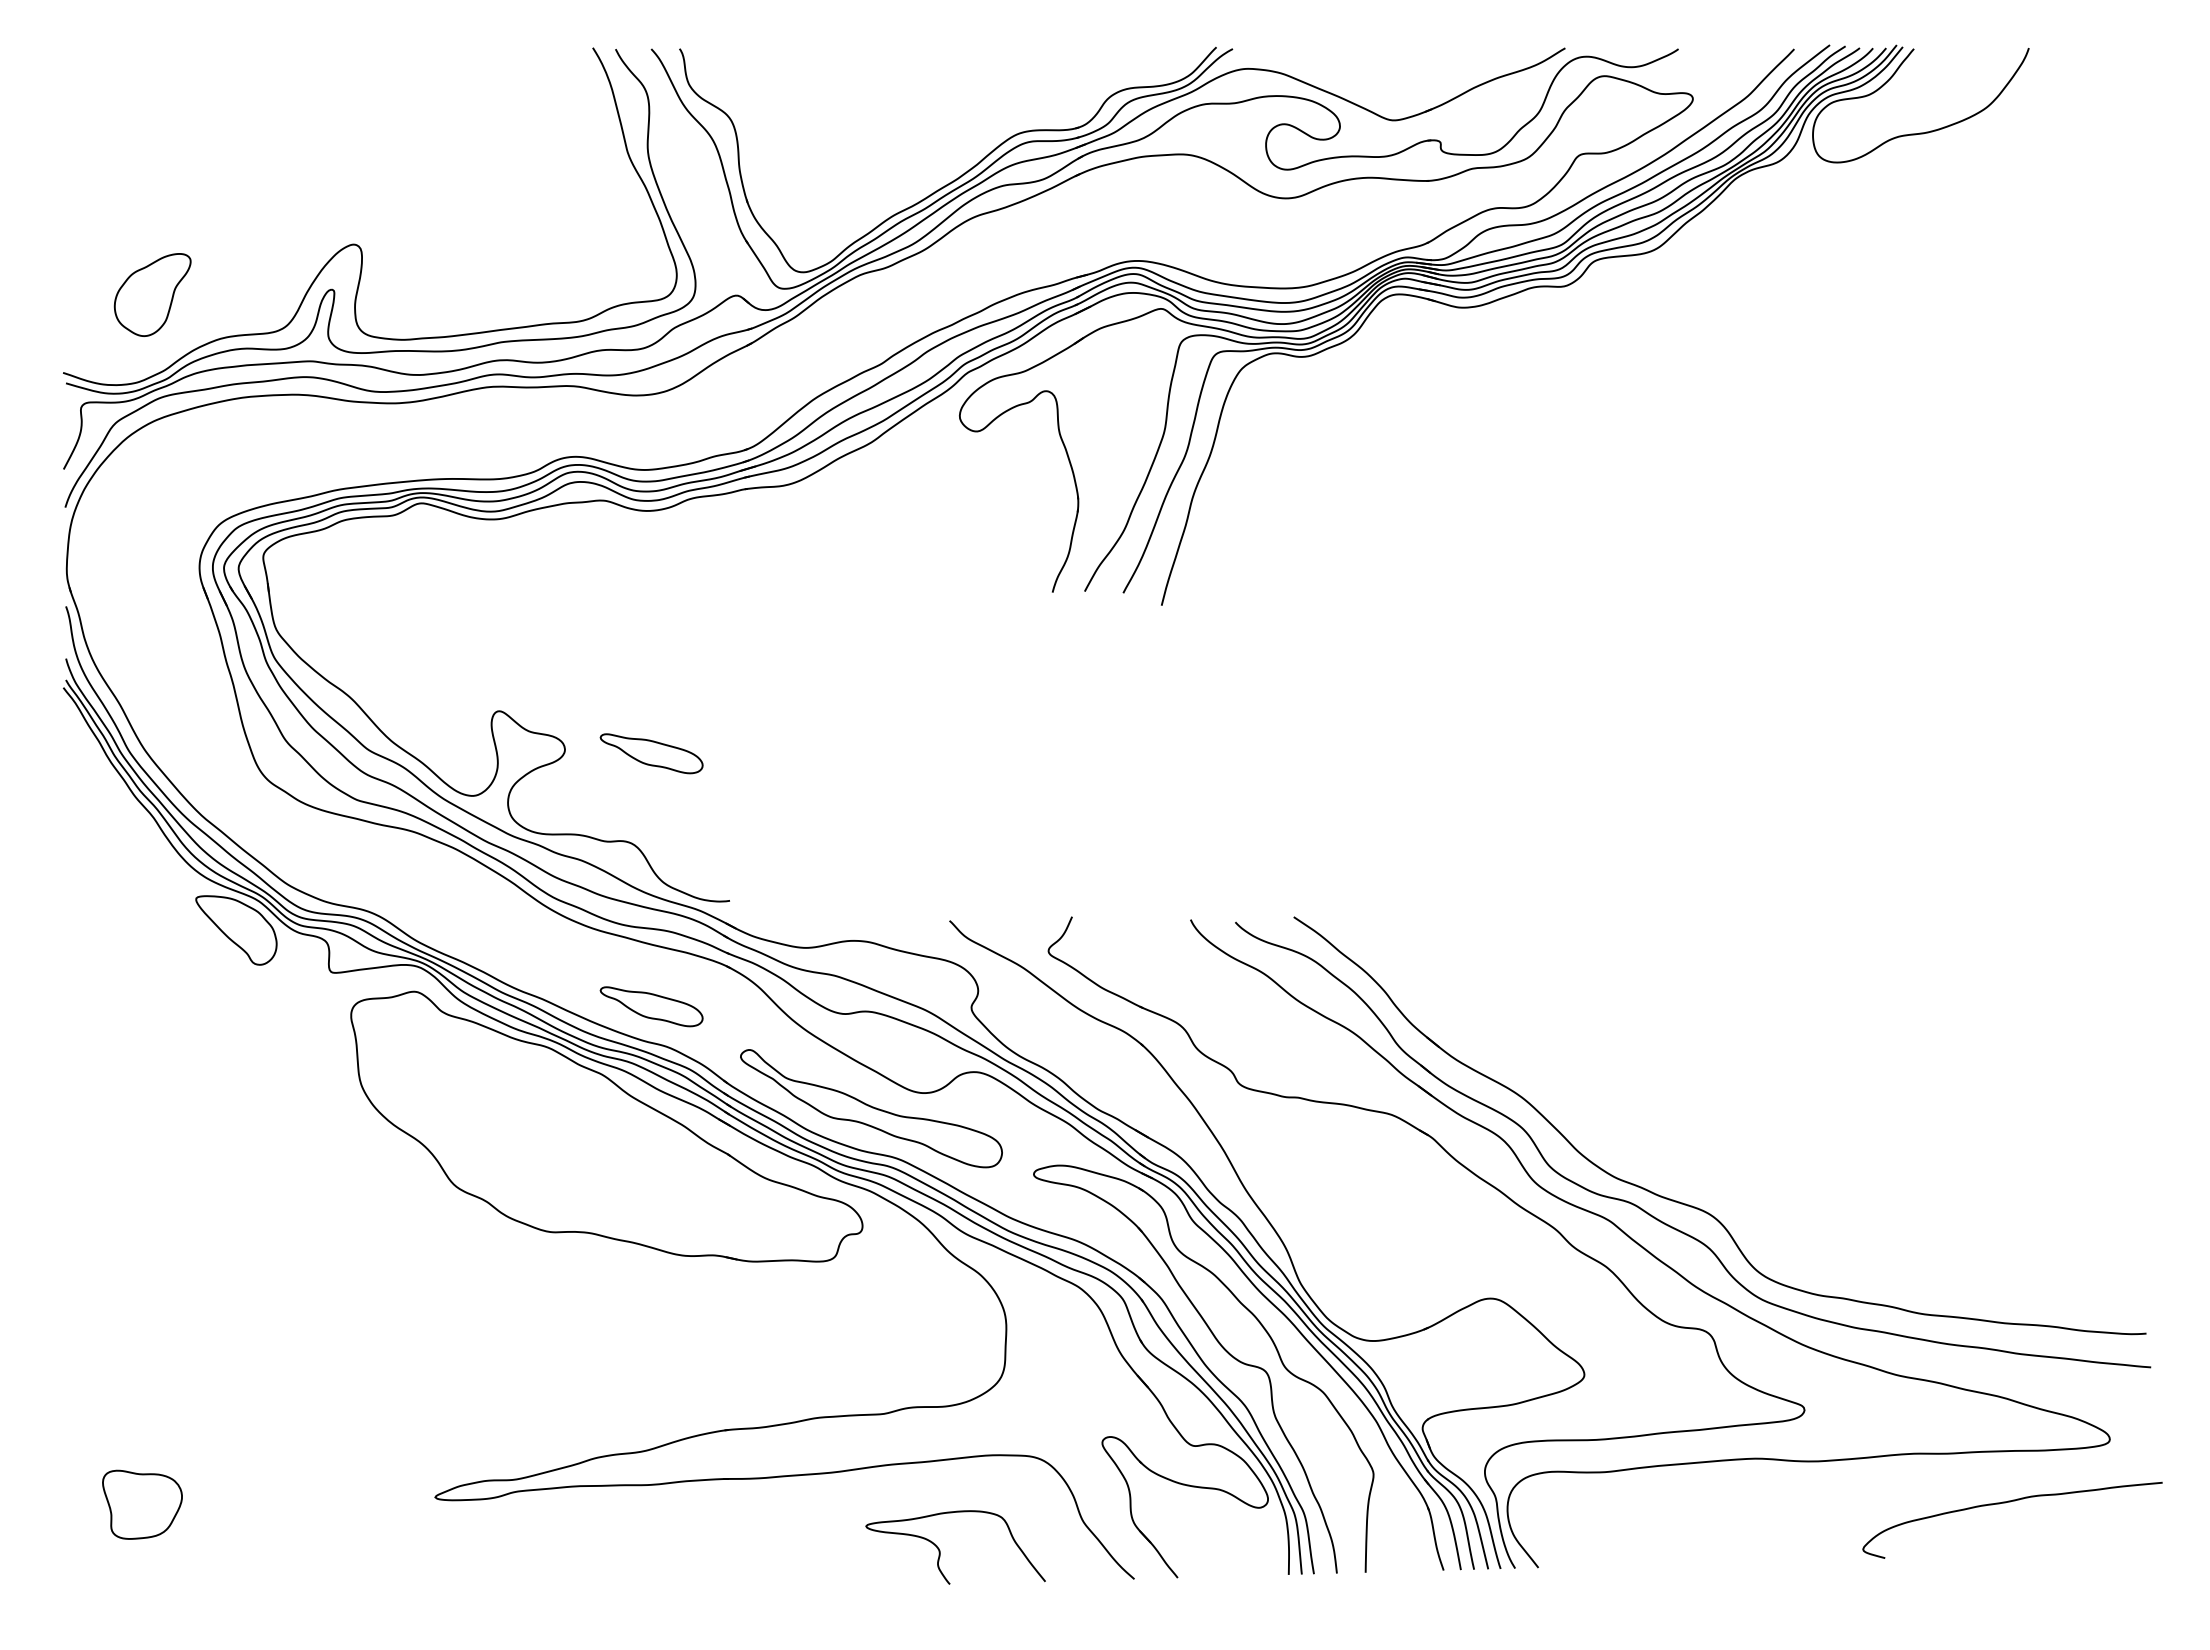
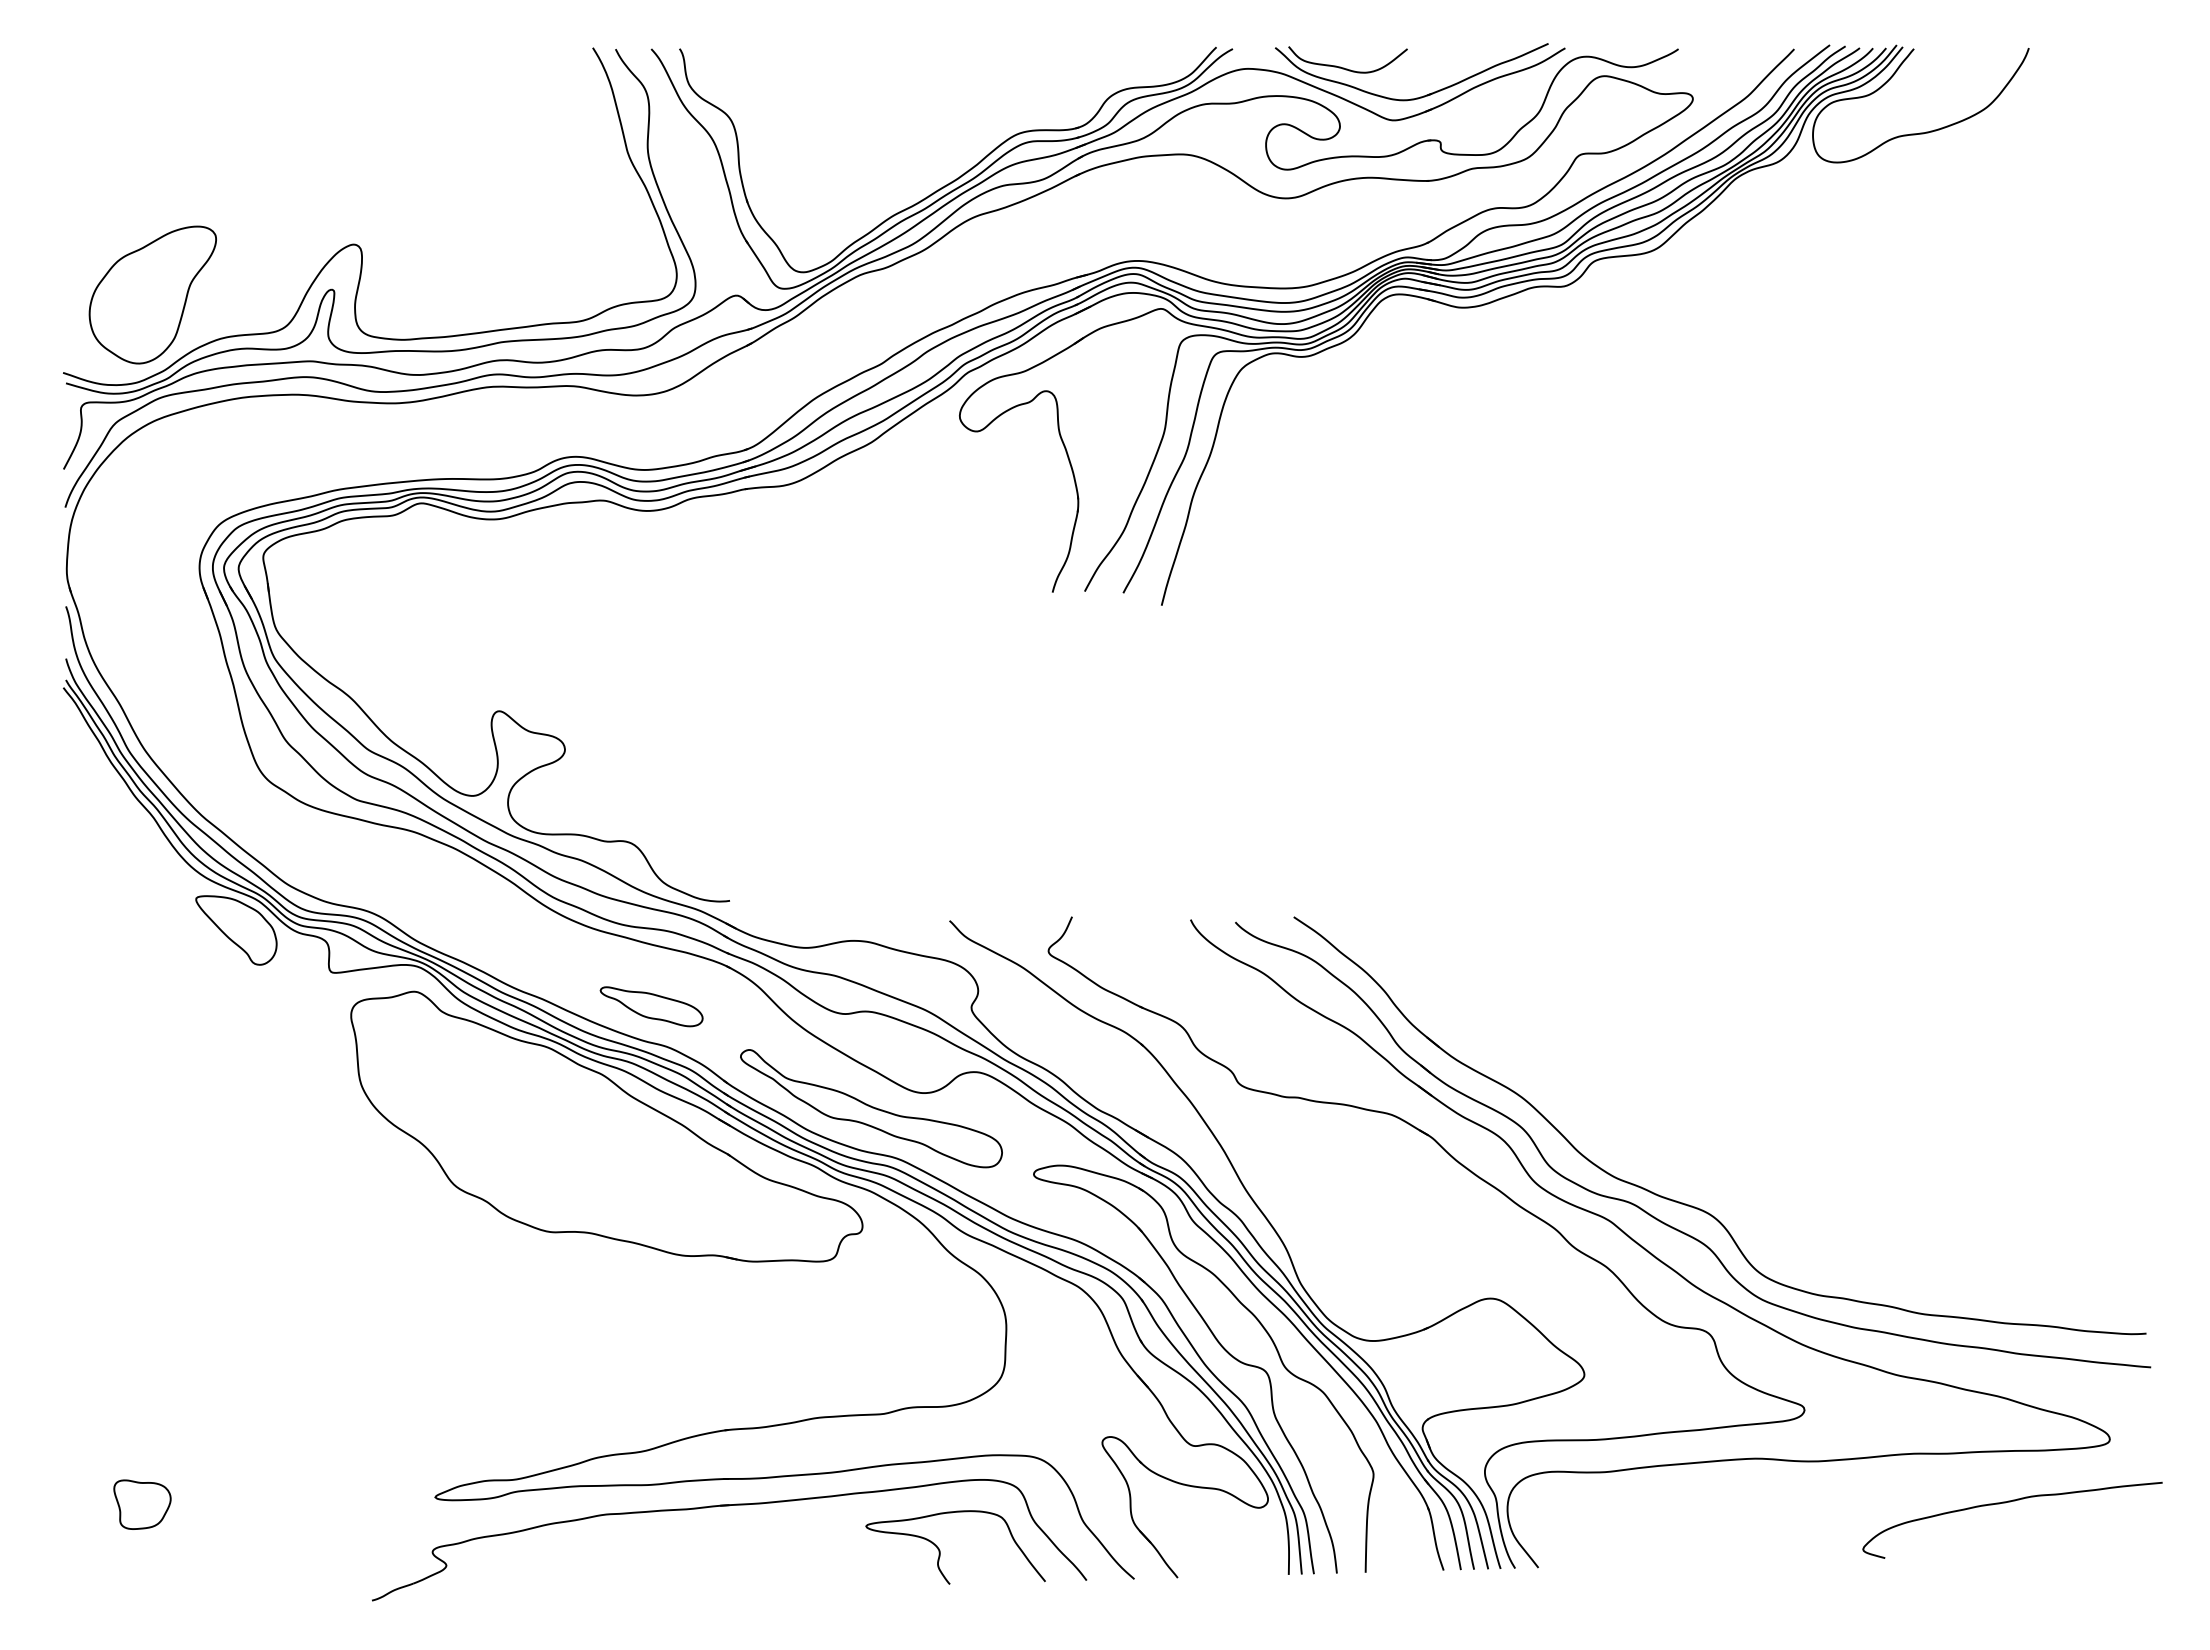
part: none -> present (1401, 55)
part size: 79x84 px -> 129x140 px (152, 294)
part: present -> none (651, 753)
part size: 81x71 px -> 59x51 px (142, 1504)
part: none -> present (729, 1506)
